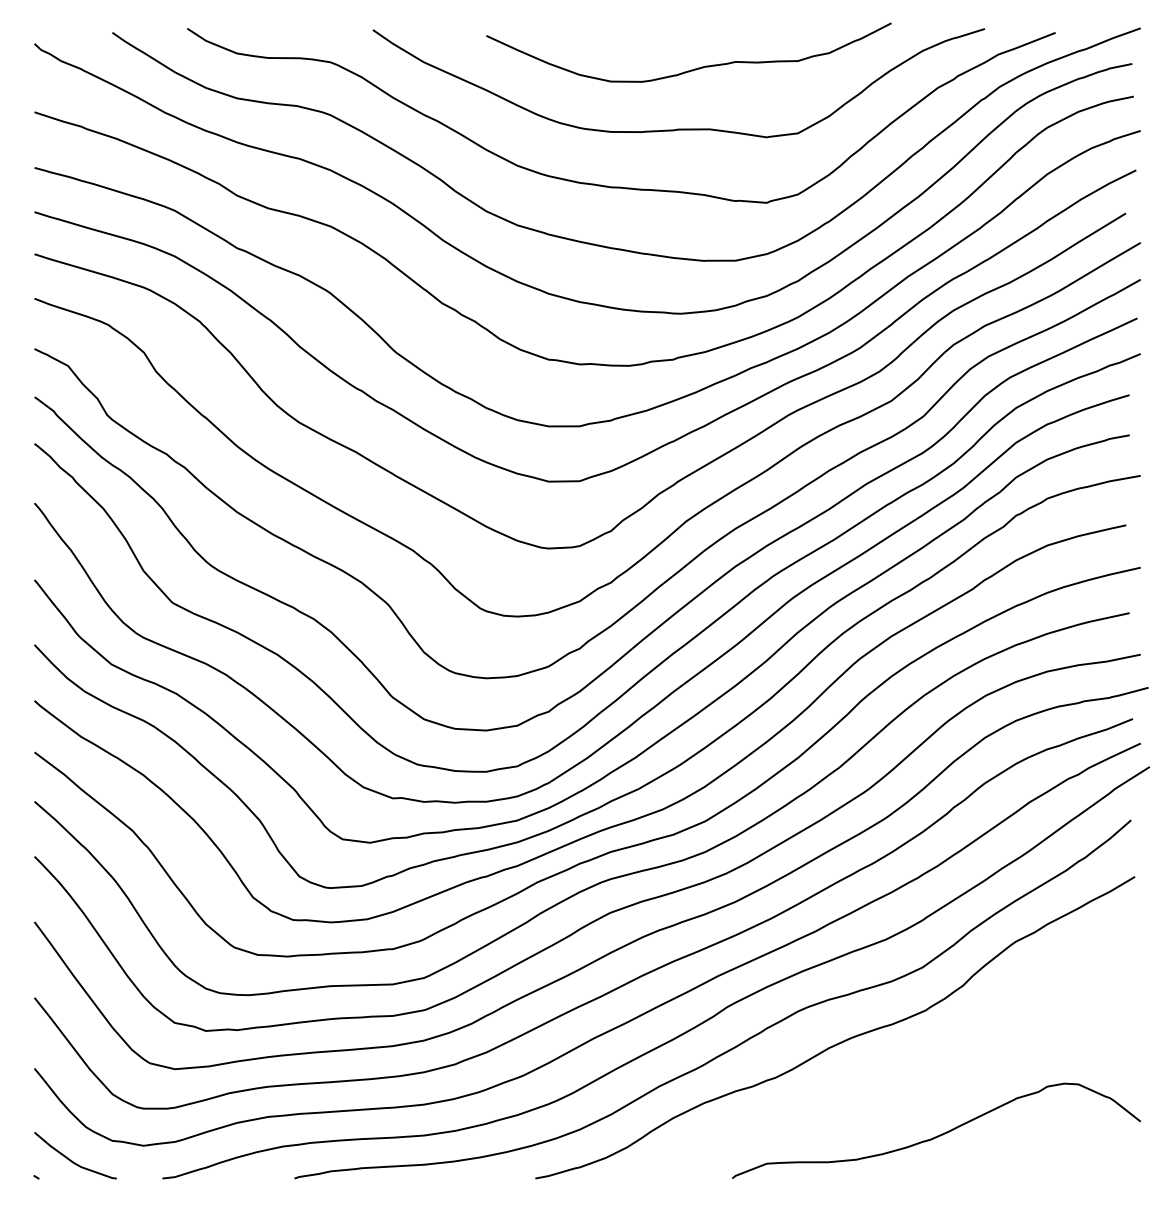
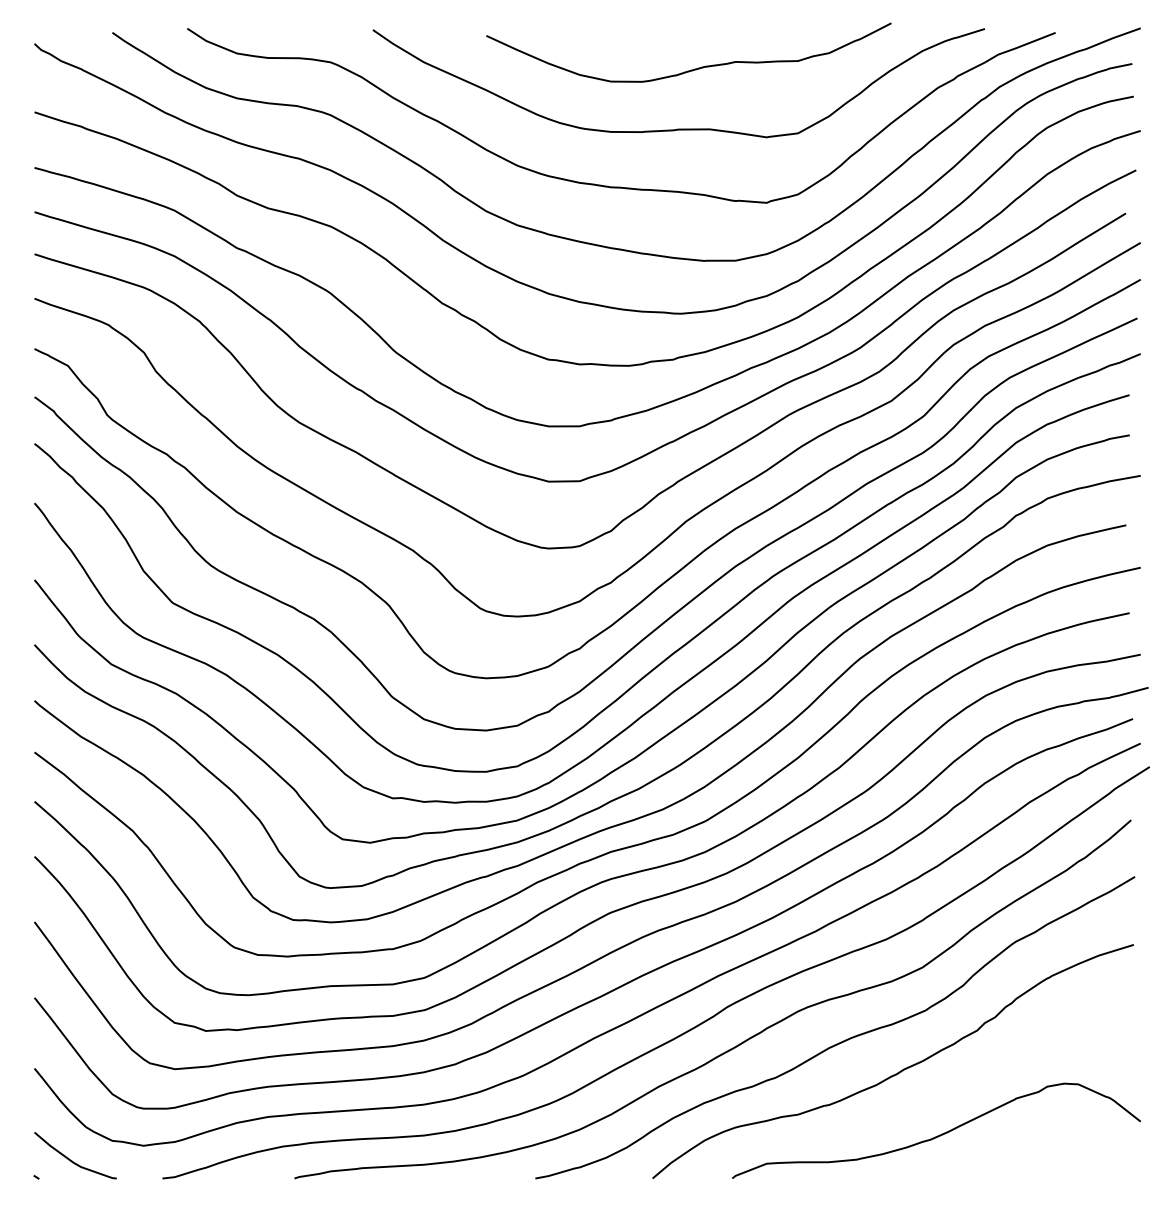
curve: none -> present (900, 1070)
